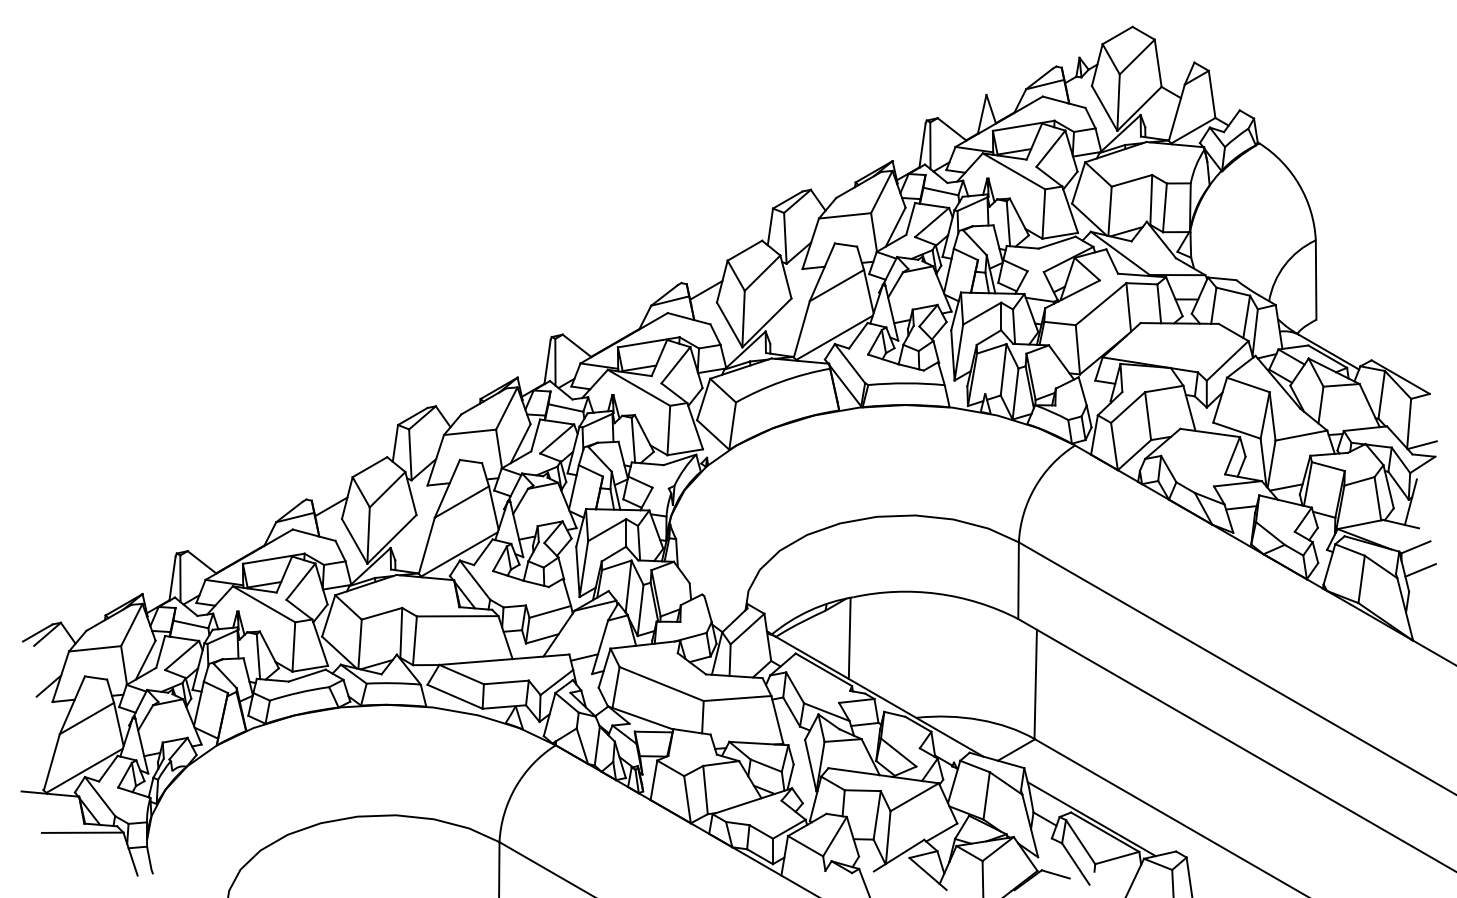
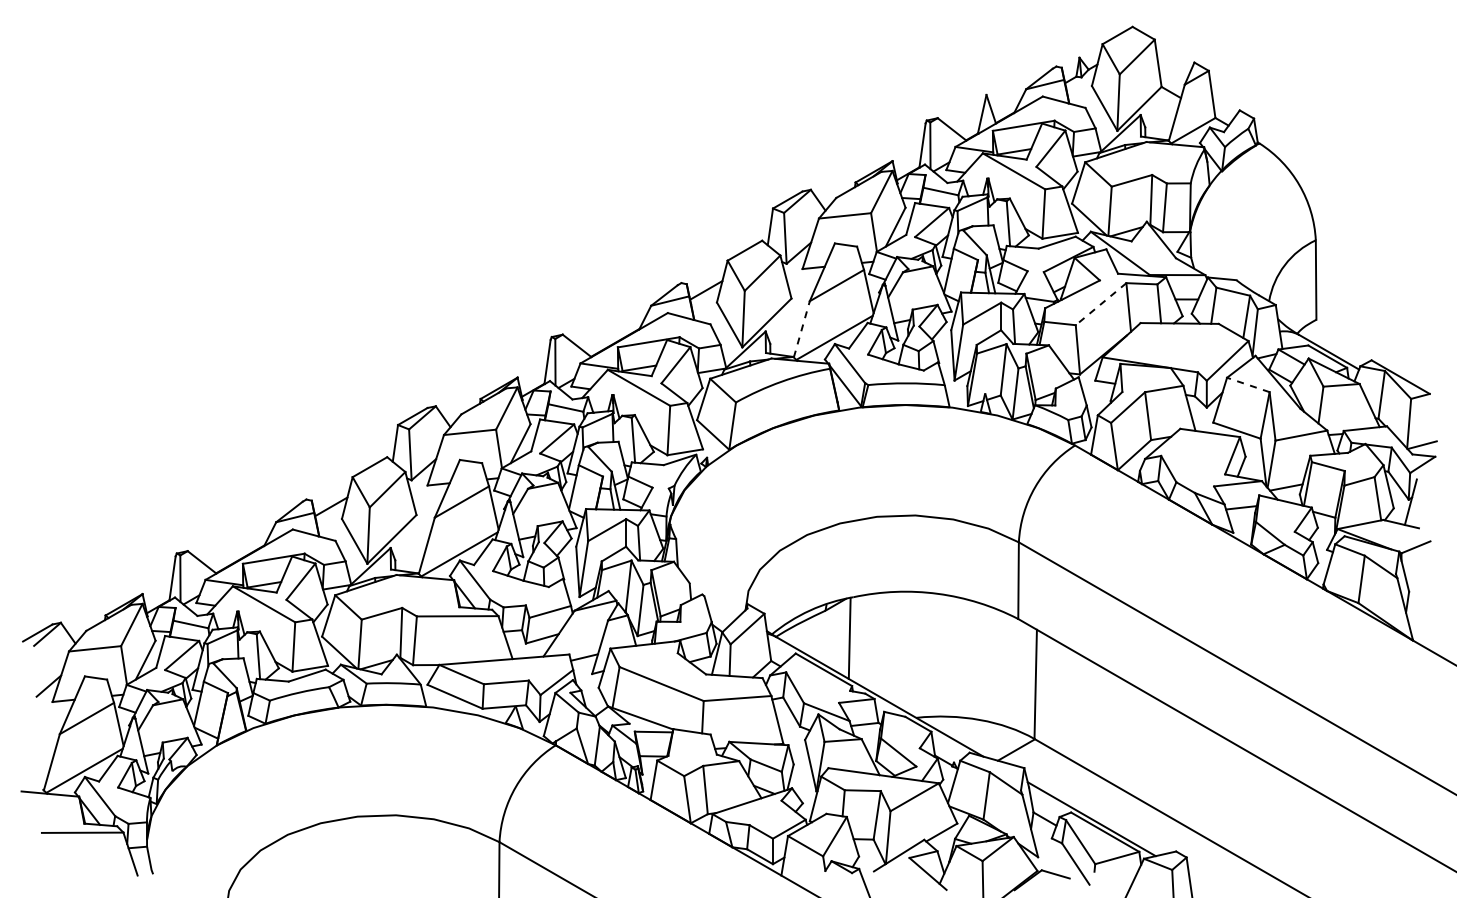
line: solid -> dashed (1101, 304)
line: solid -> dashed (801, 328)
line: solid -> dashed (1247, 384)
line: present -> none (1420, 570)
